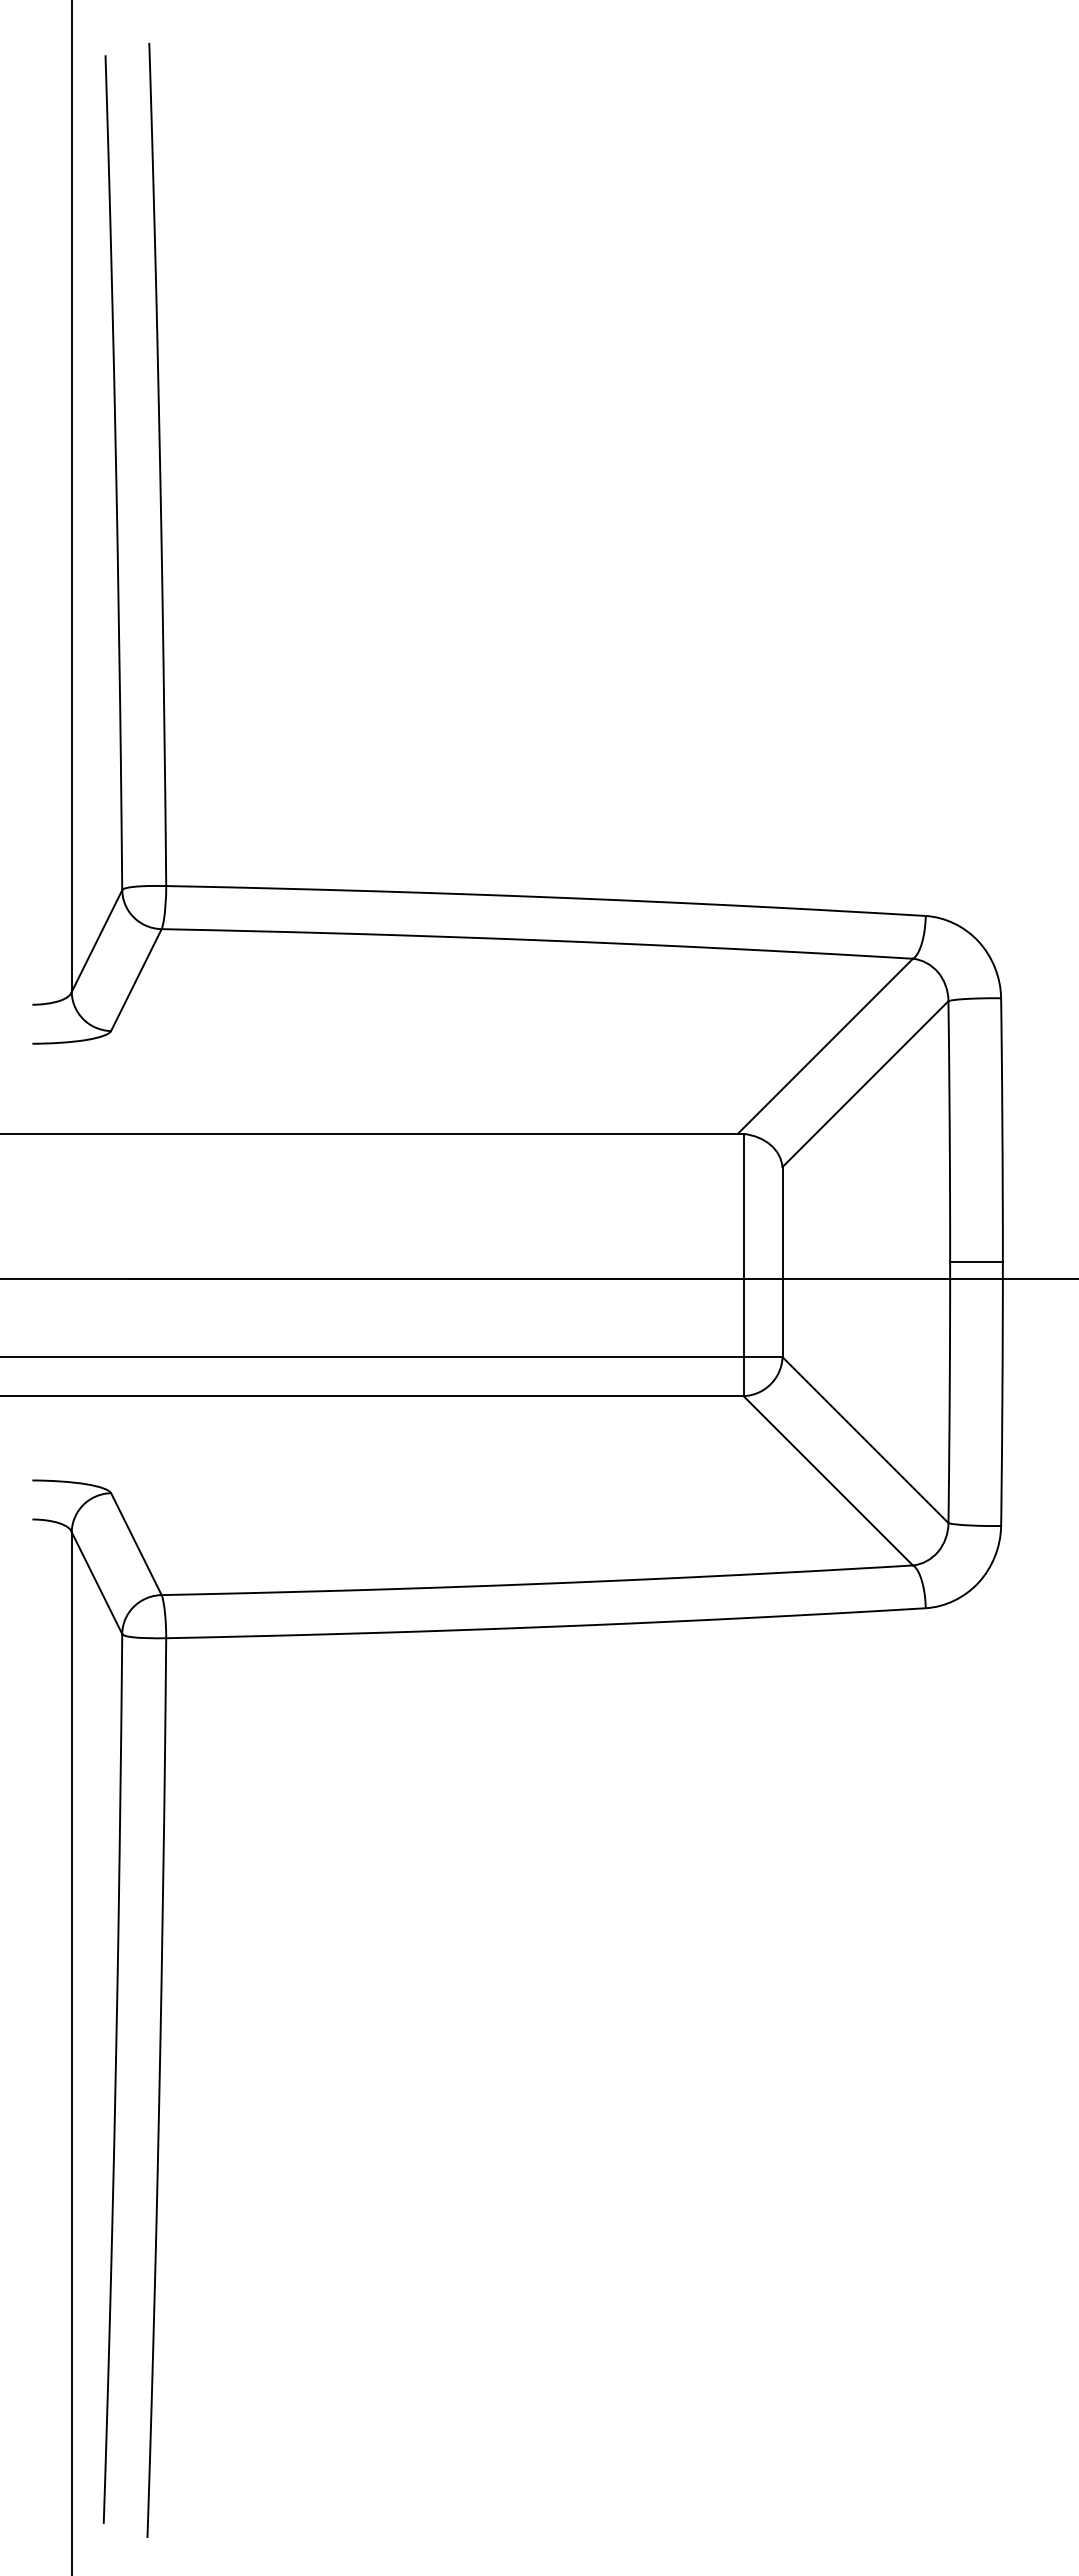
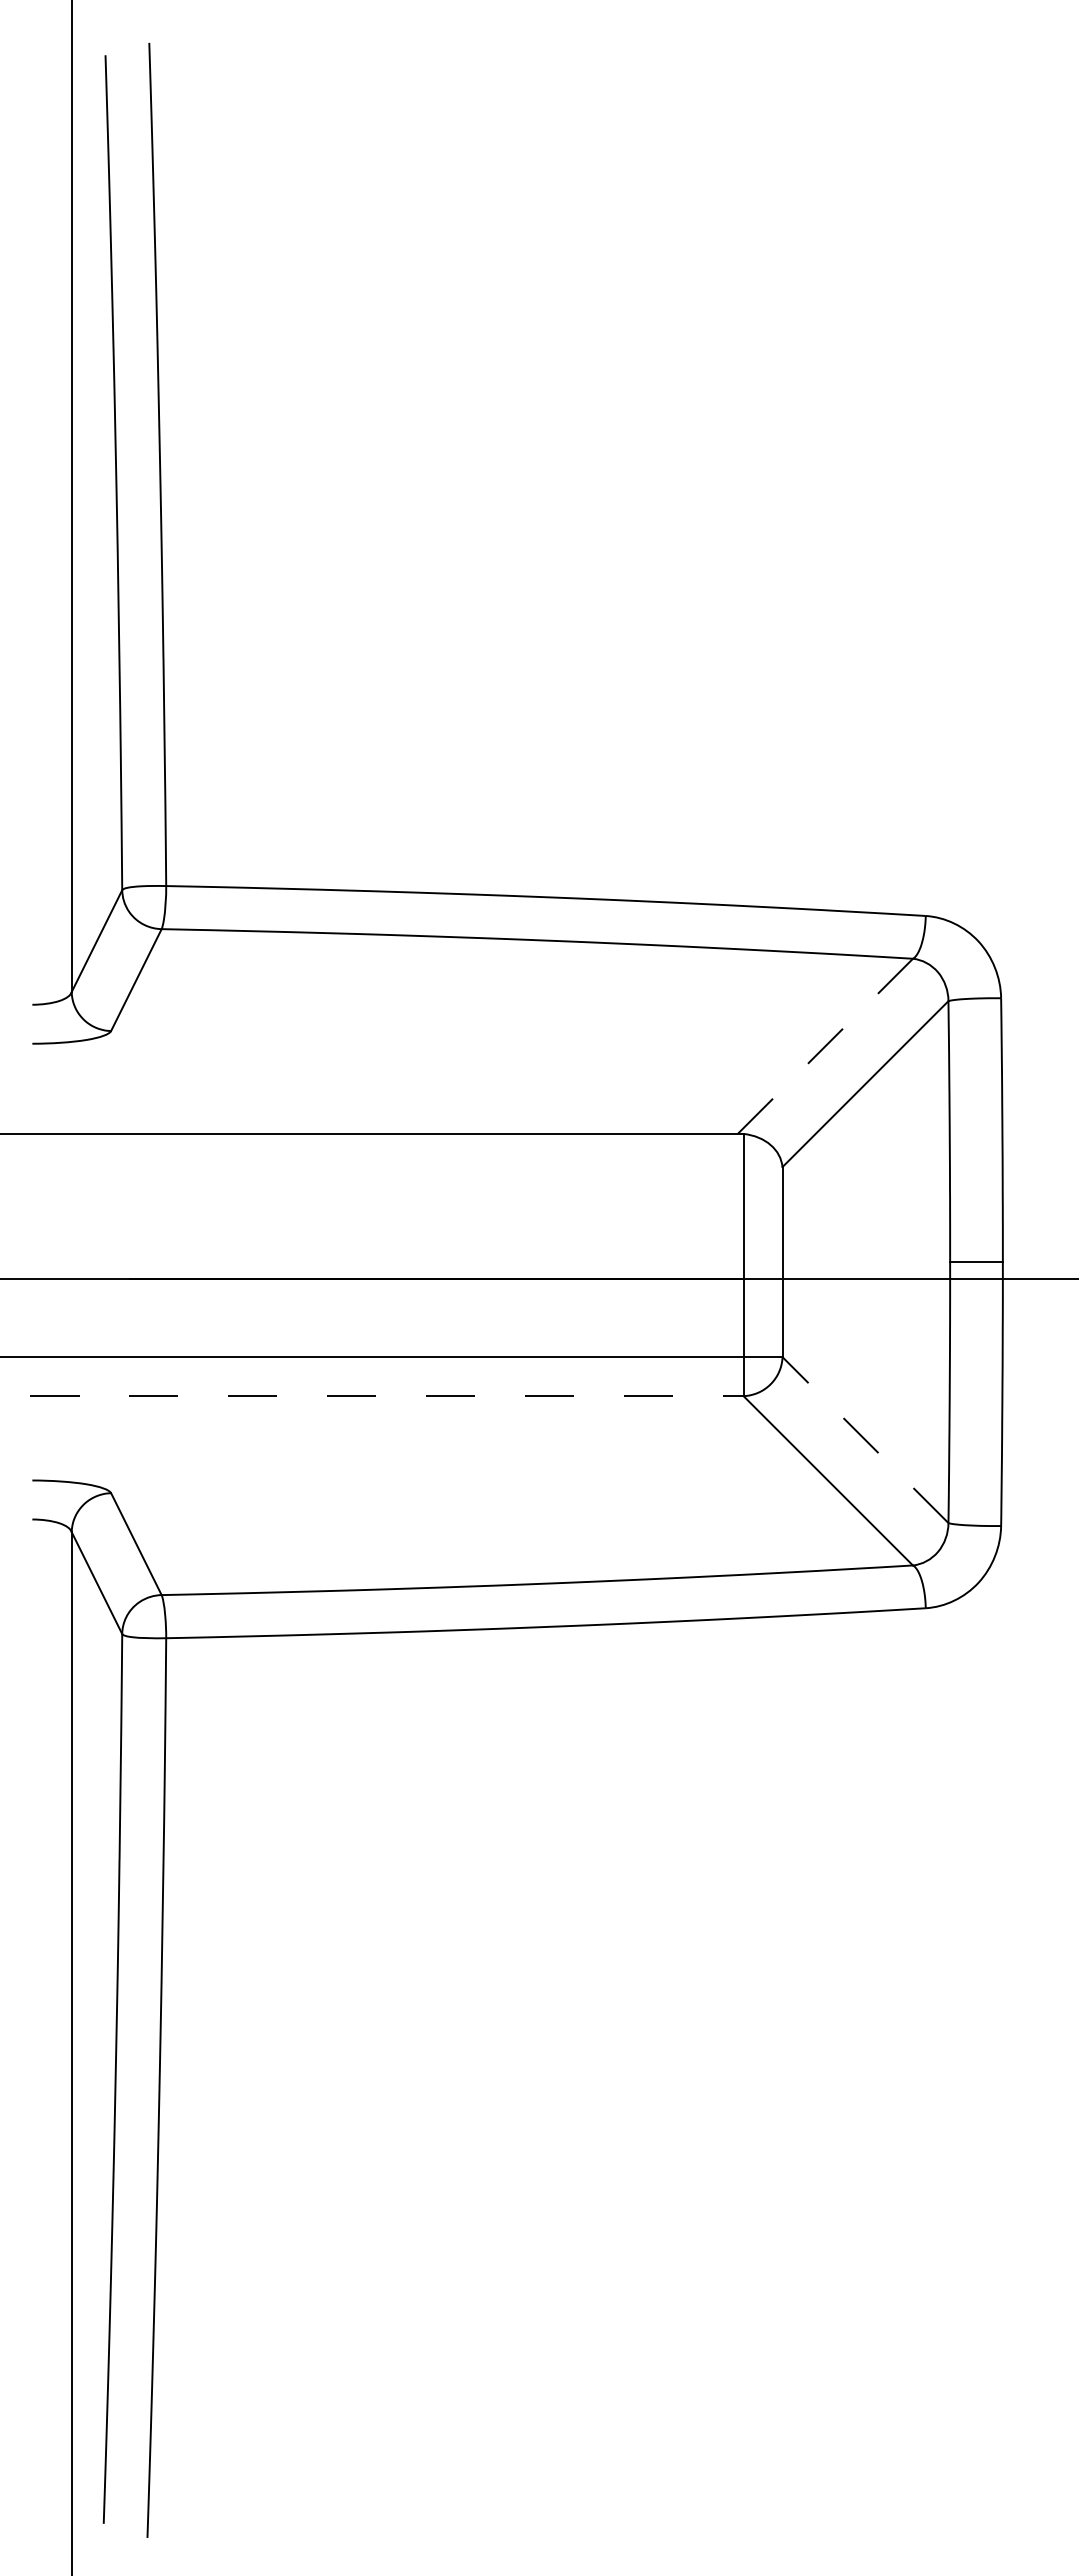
line: solid -> dashed (825, 1046)
line: solid -> dashed (371, 1396)
line: solid -> dashed (865, 1439)
